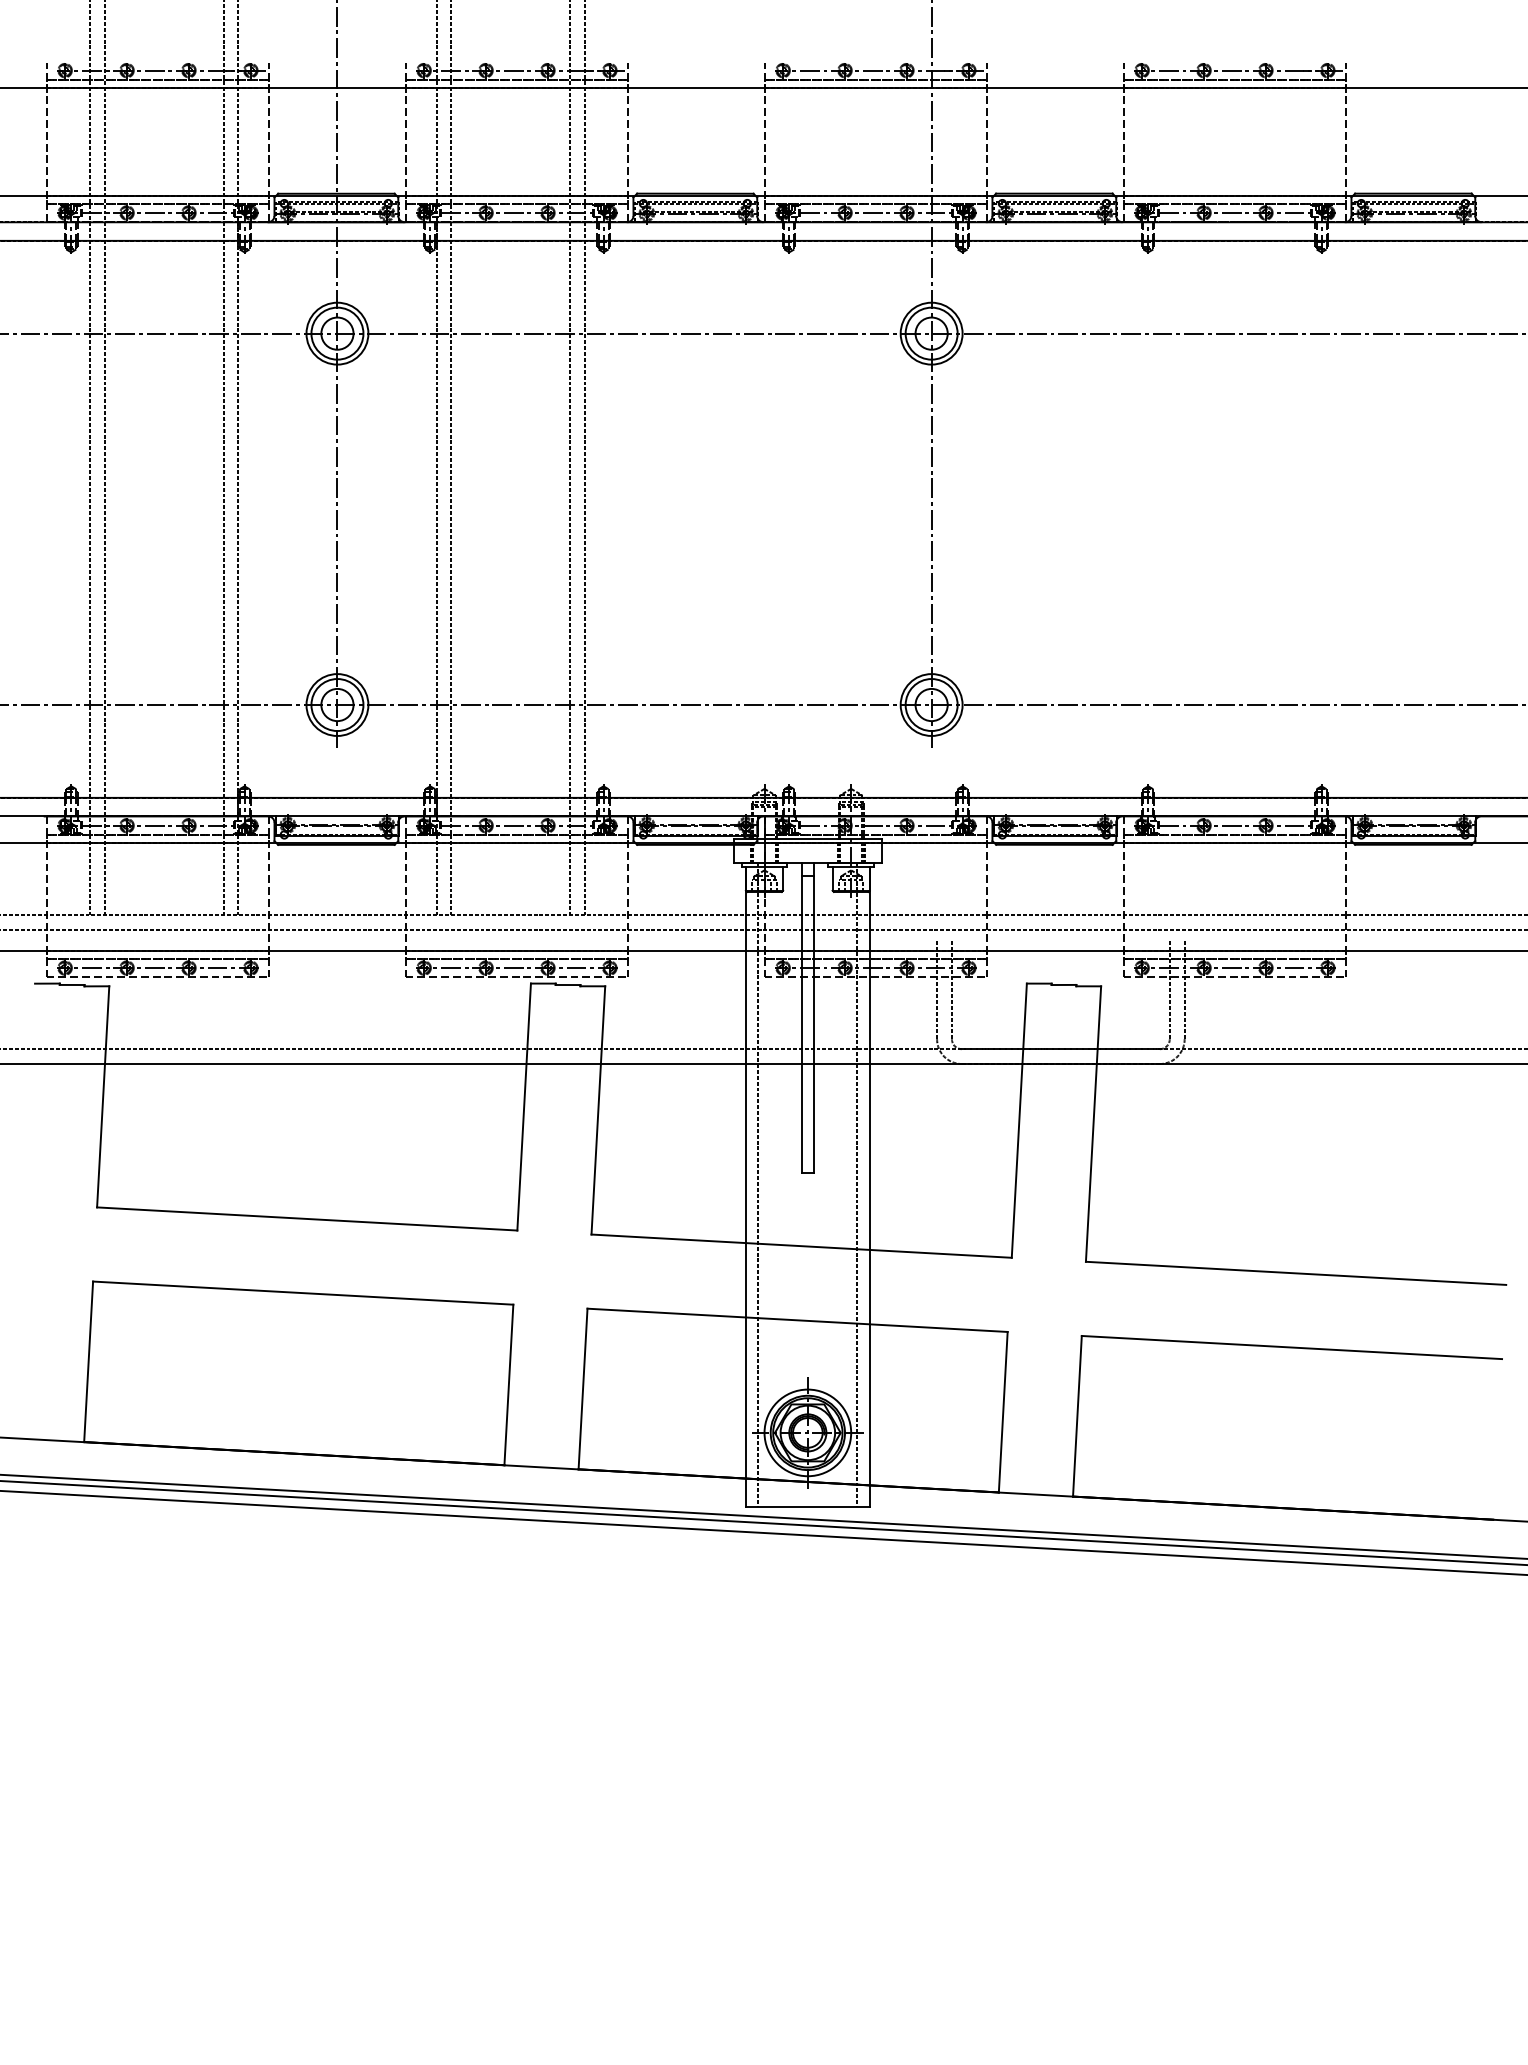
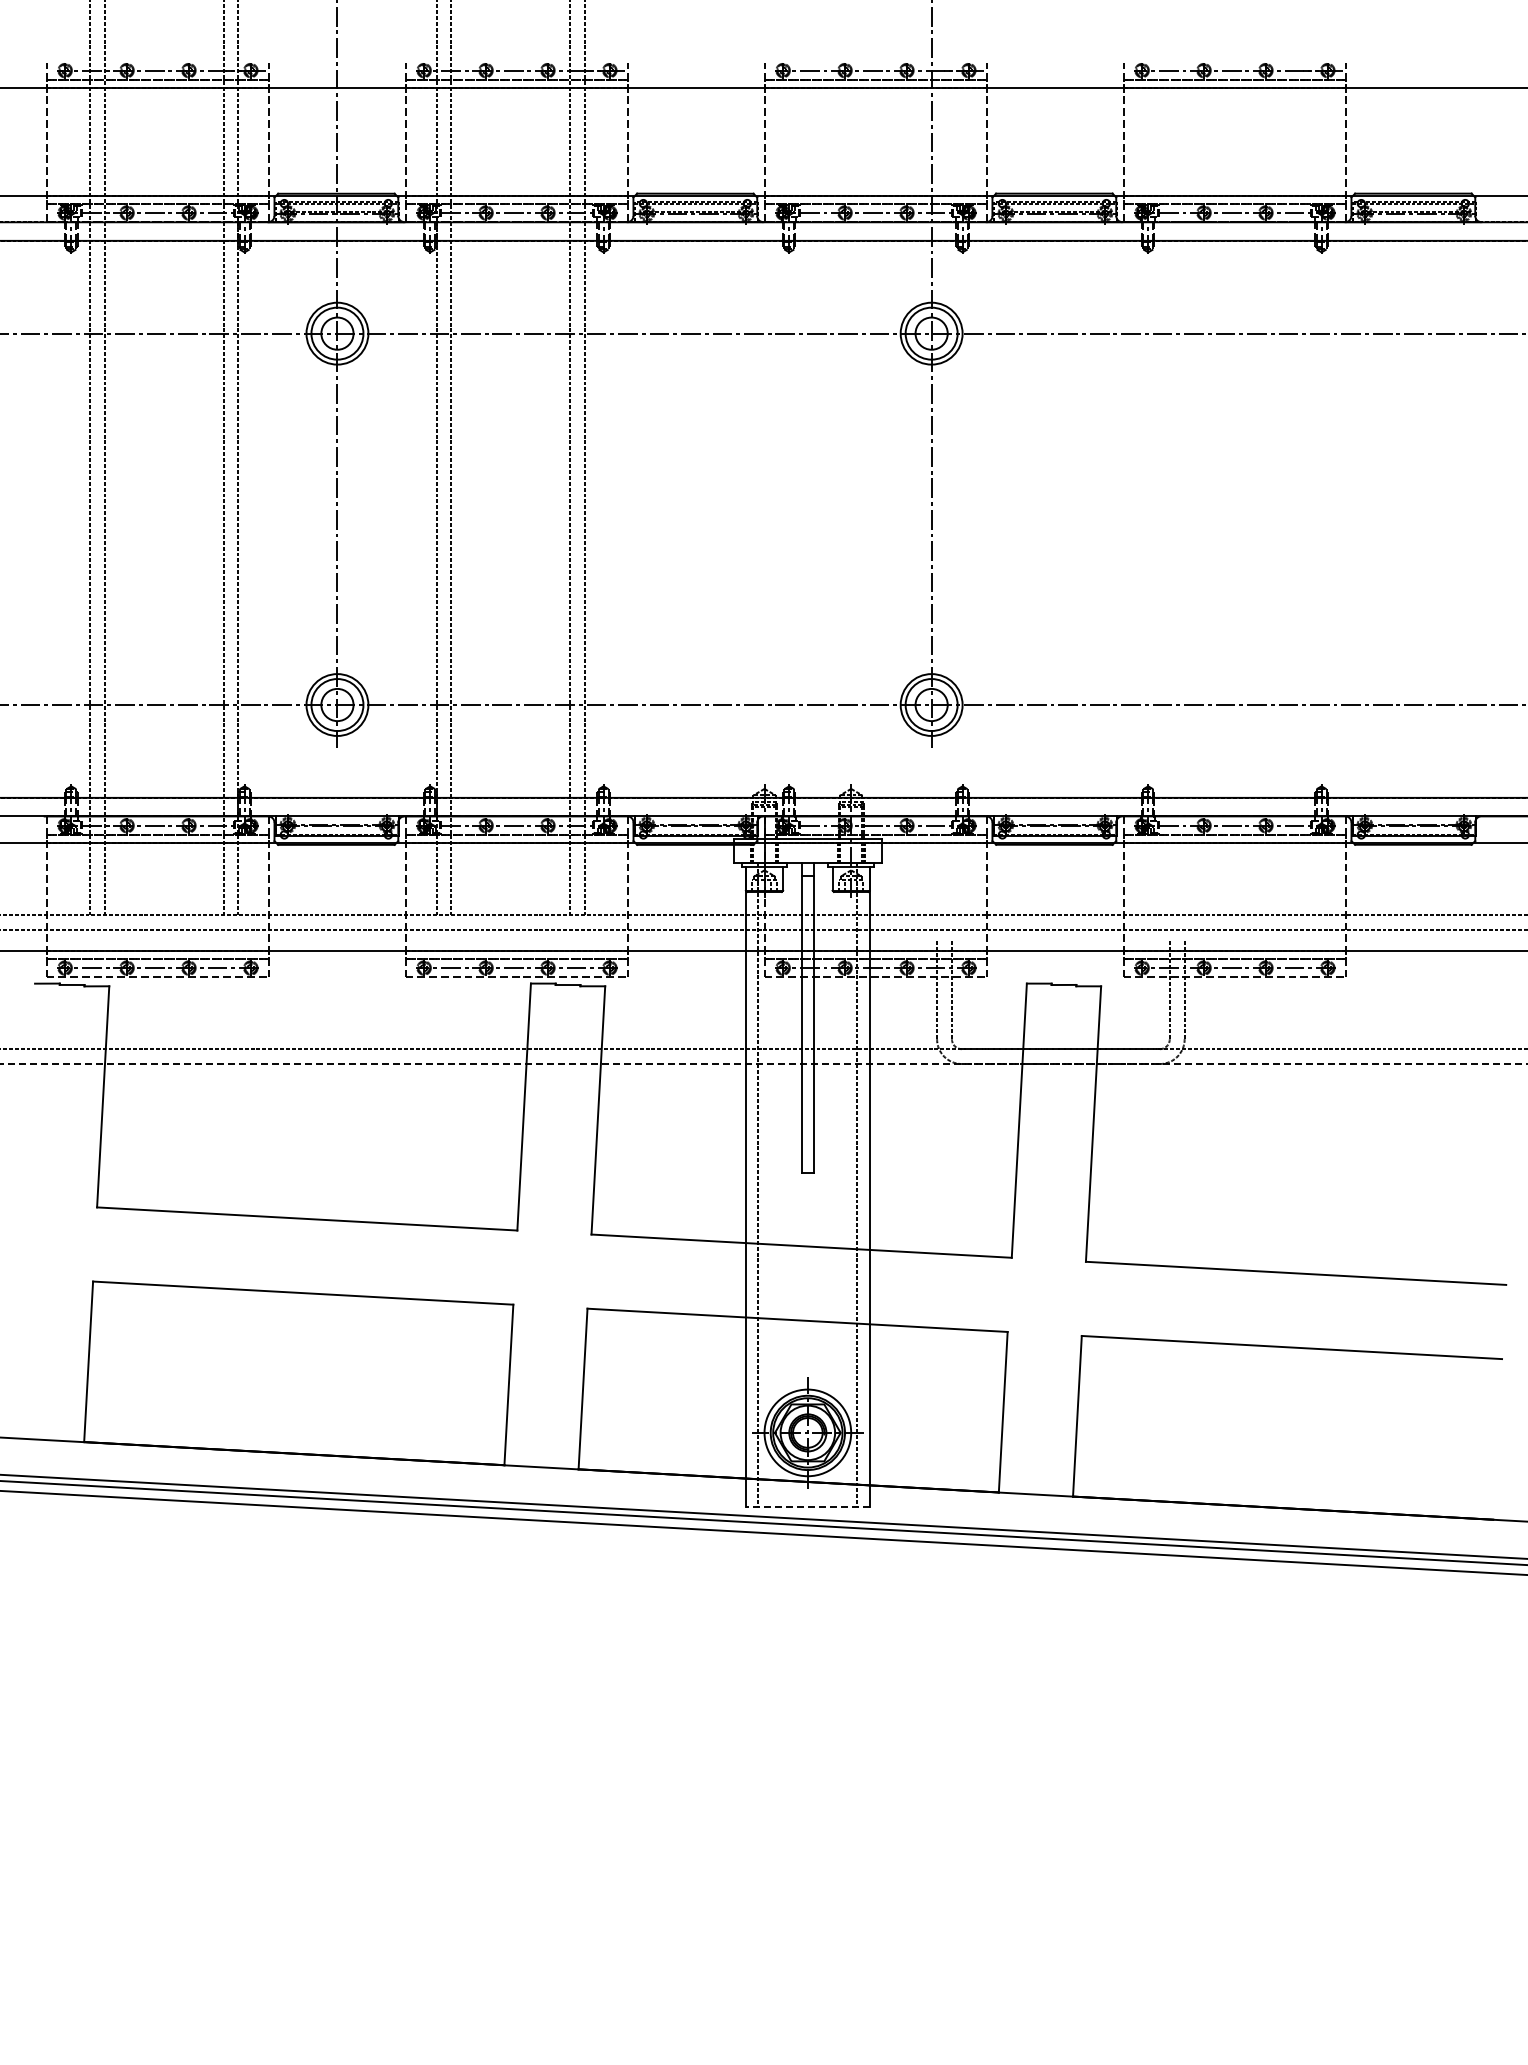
line: solid -> dashed (763, 1064)
line: solid -> dashed (807, 1507)
